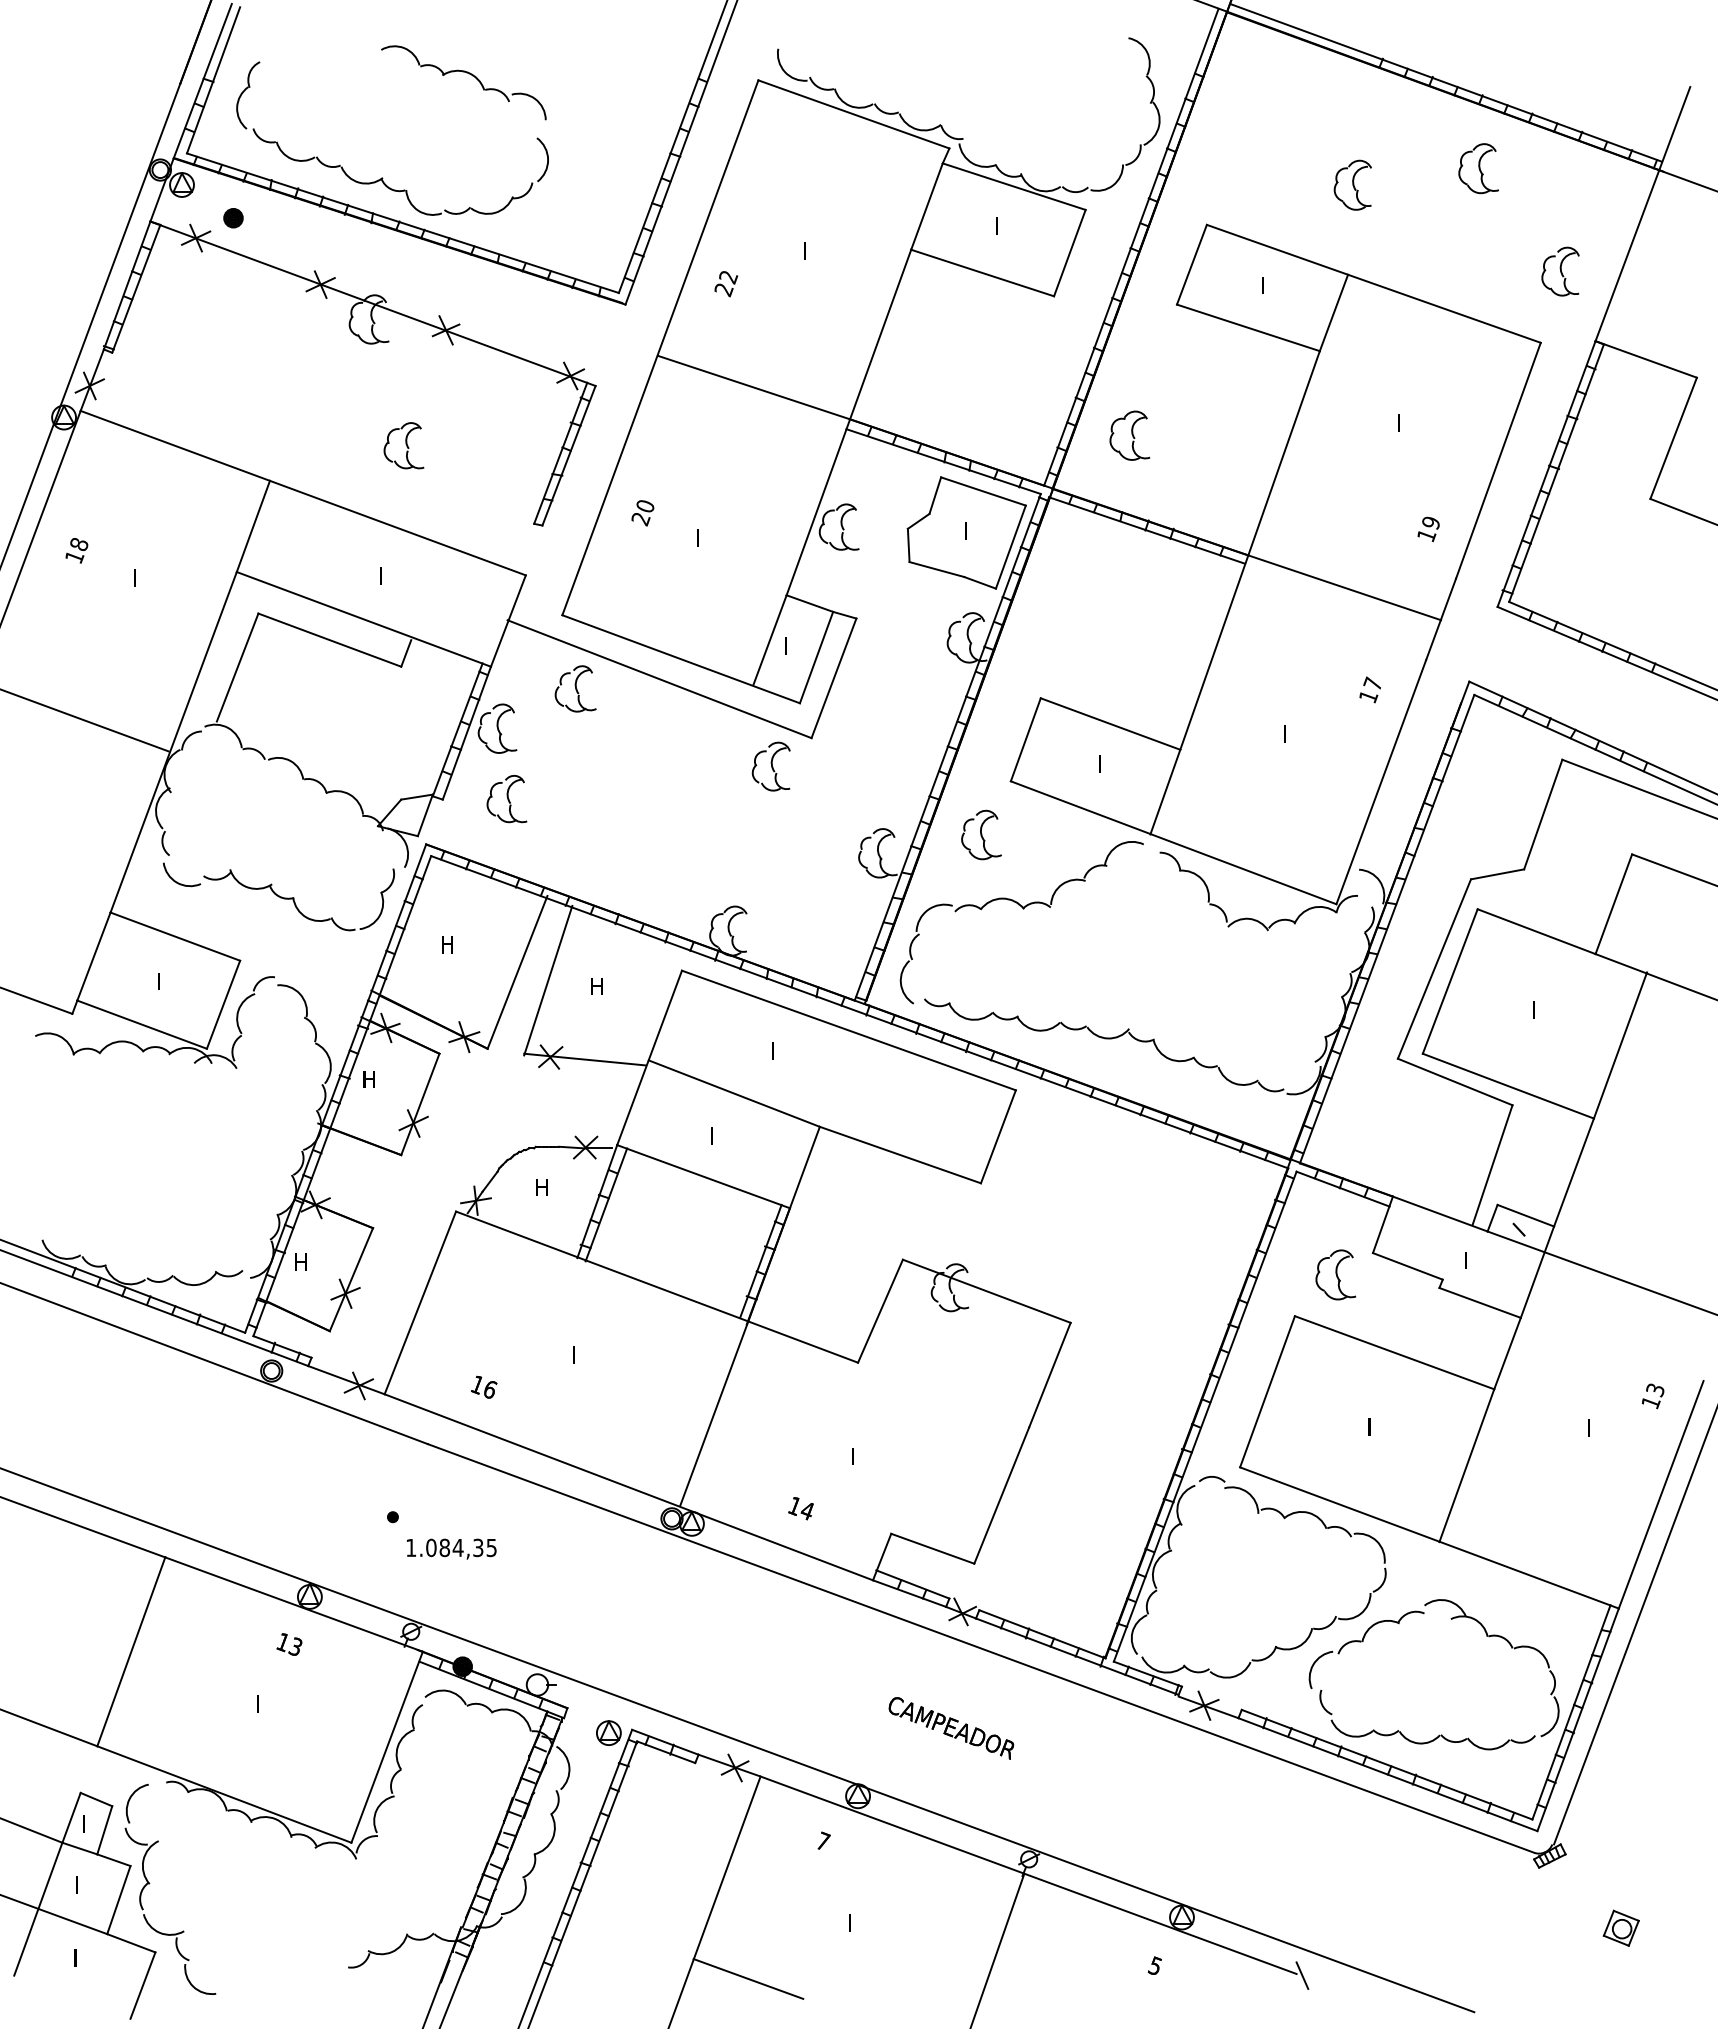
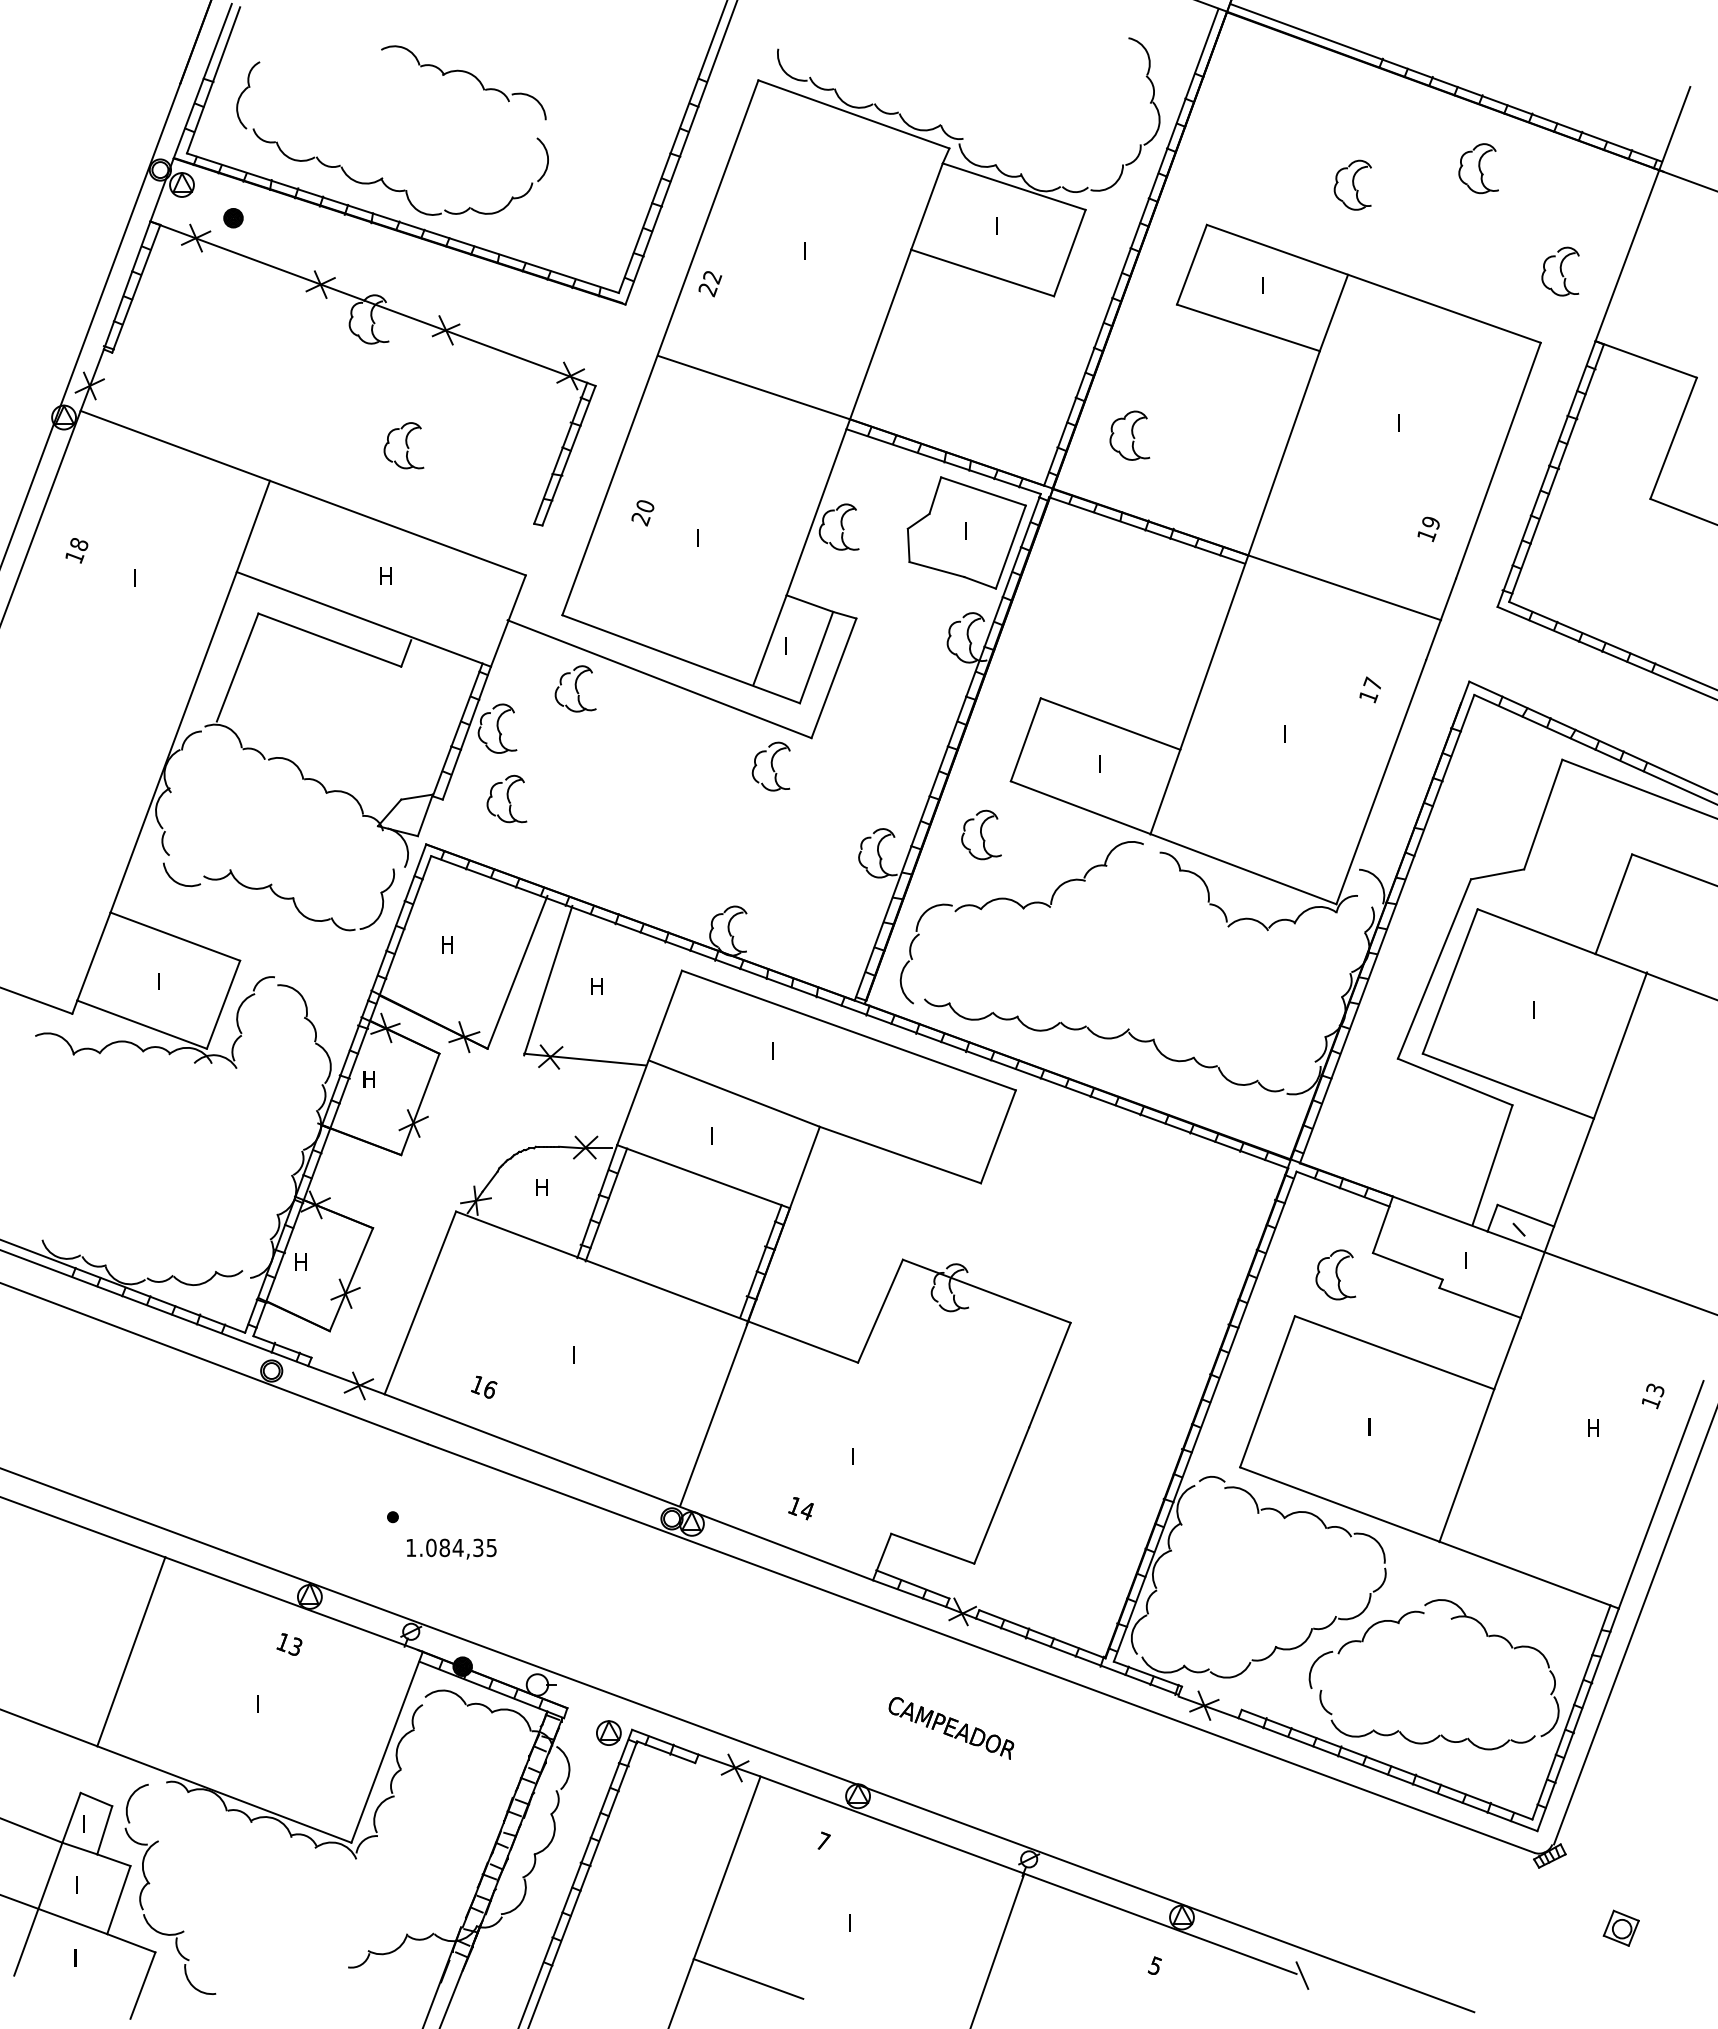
text position: (726, 284) -> (710, 284) (710, 284)
text: I -> H (386, 575)
line: present -> none (85, 720)
text: I -> H (1594, 1427)
